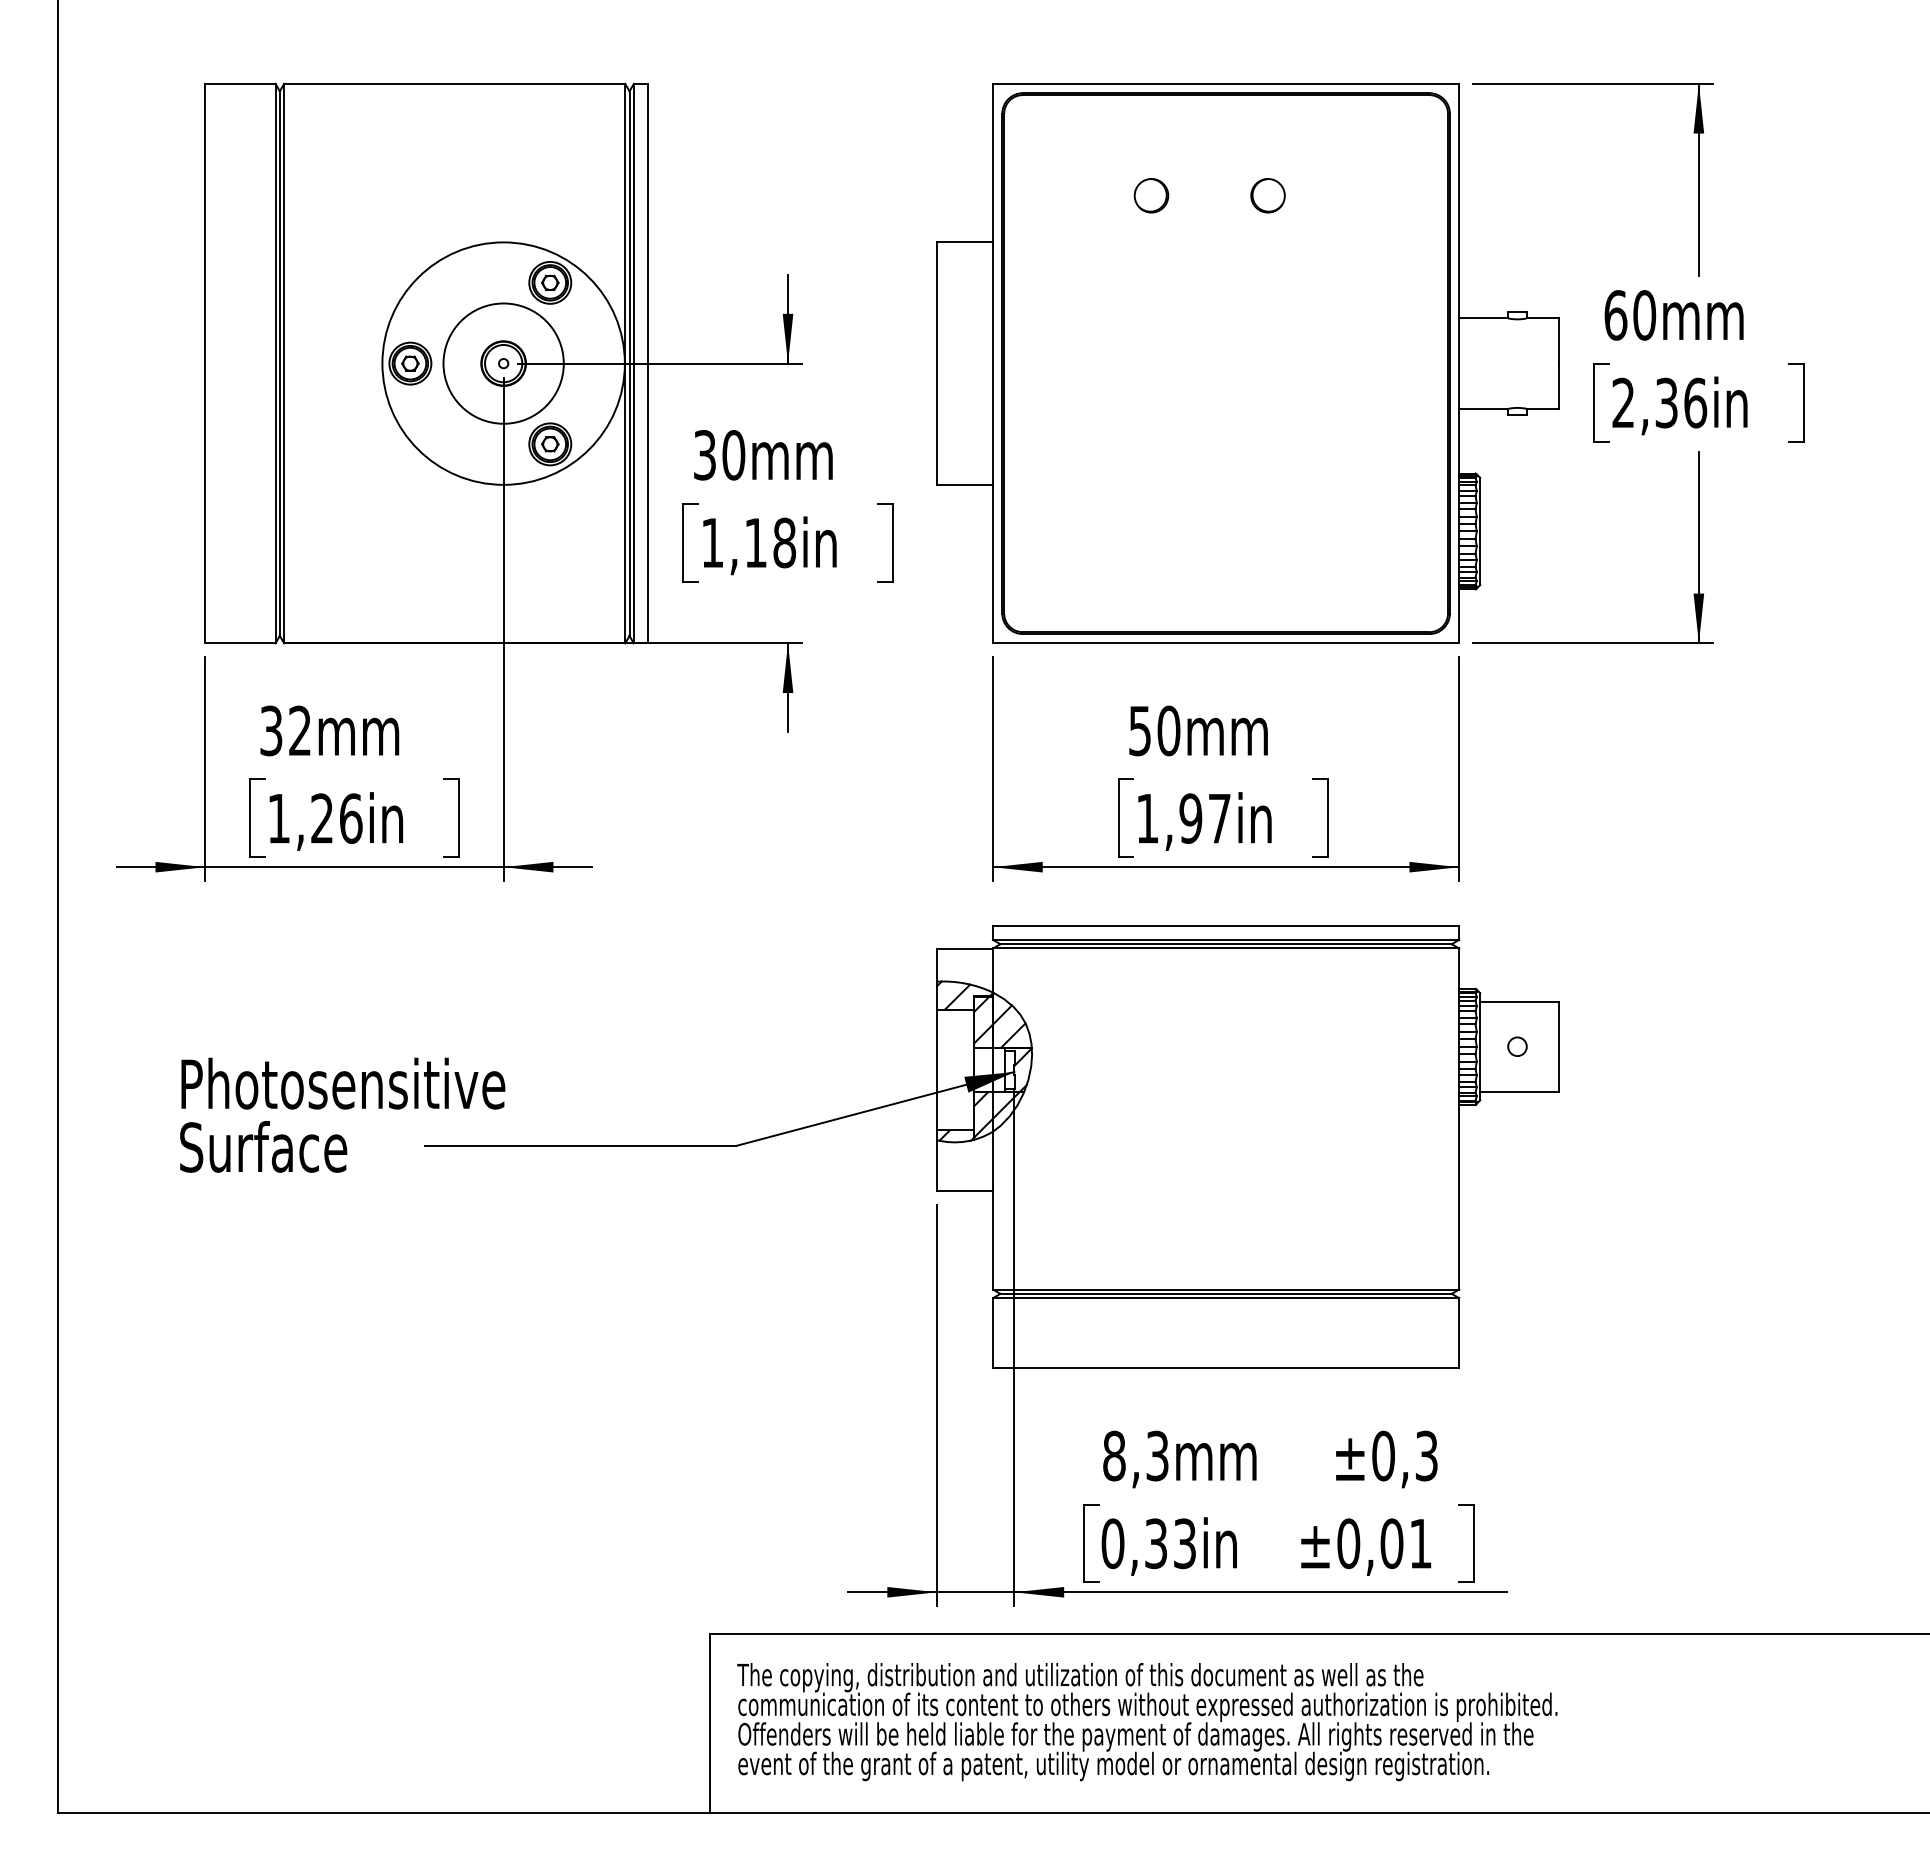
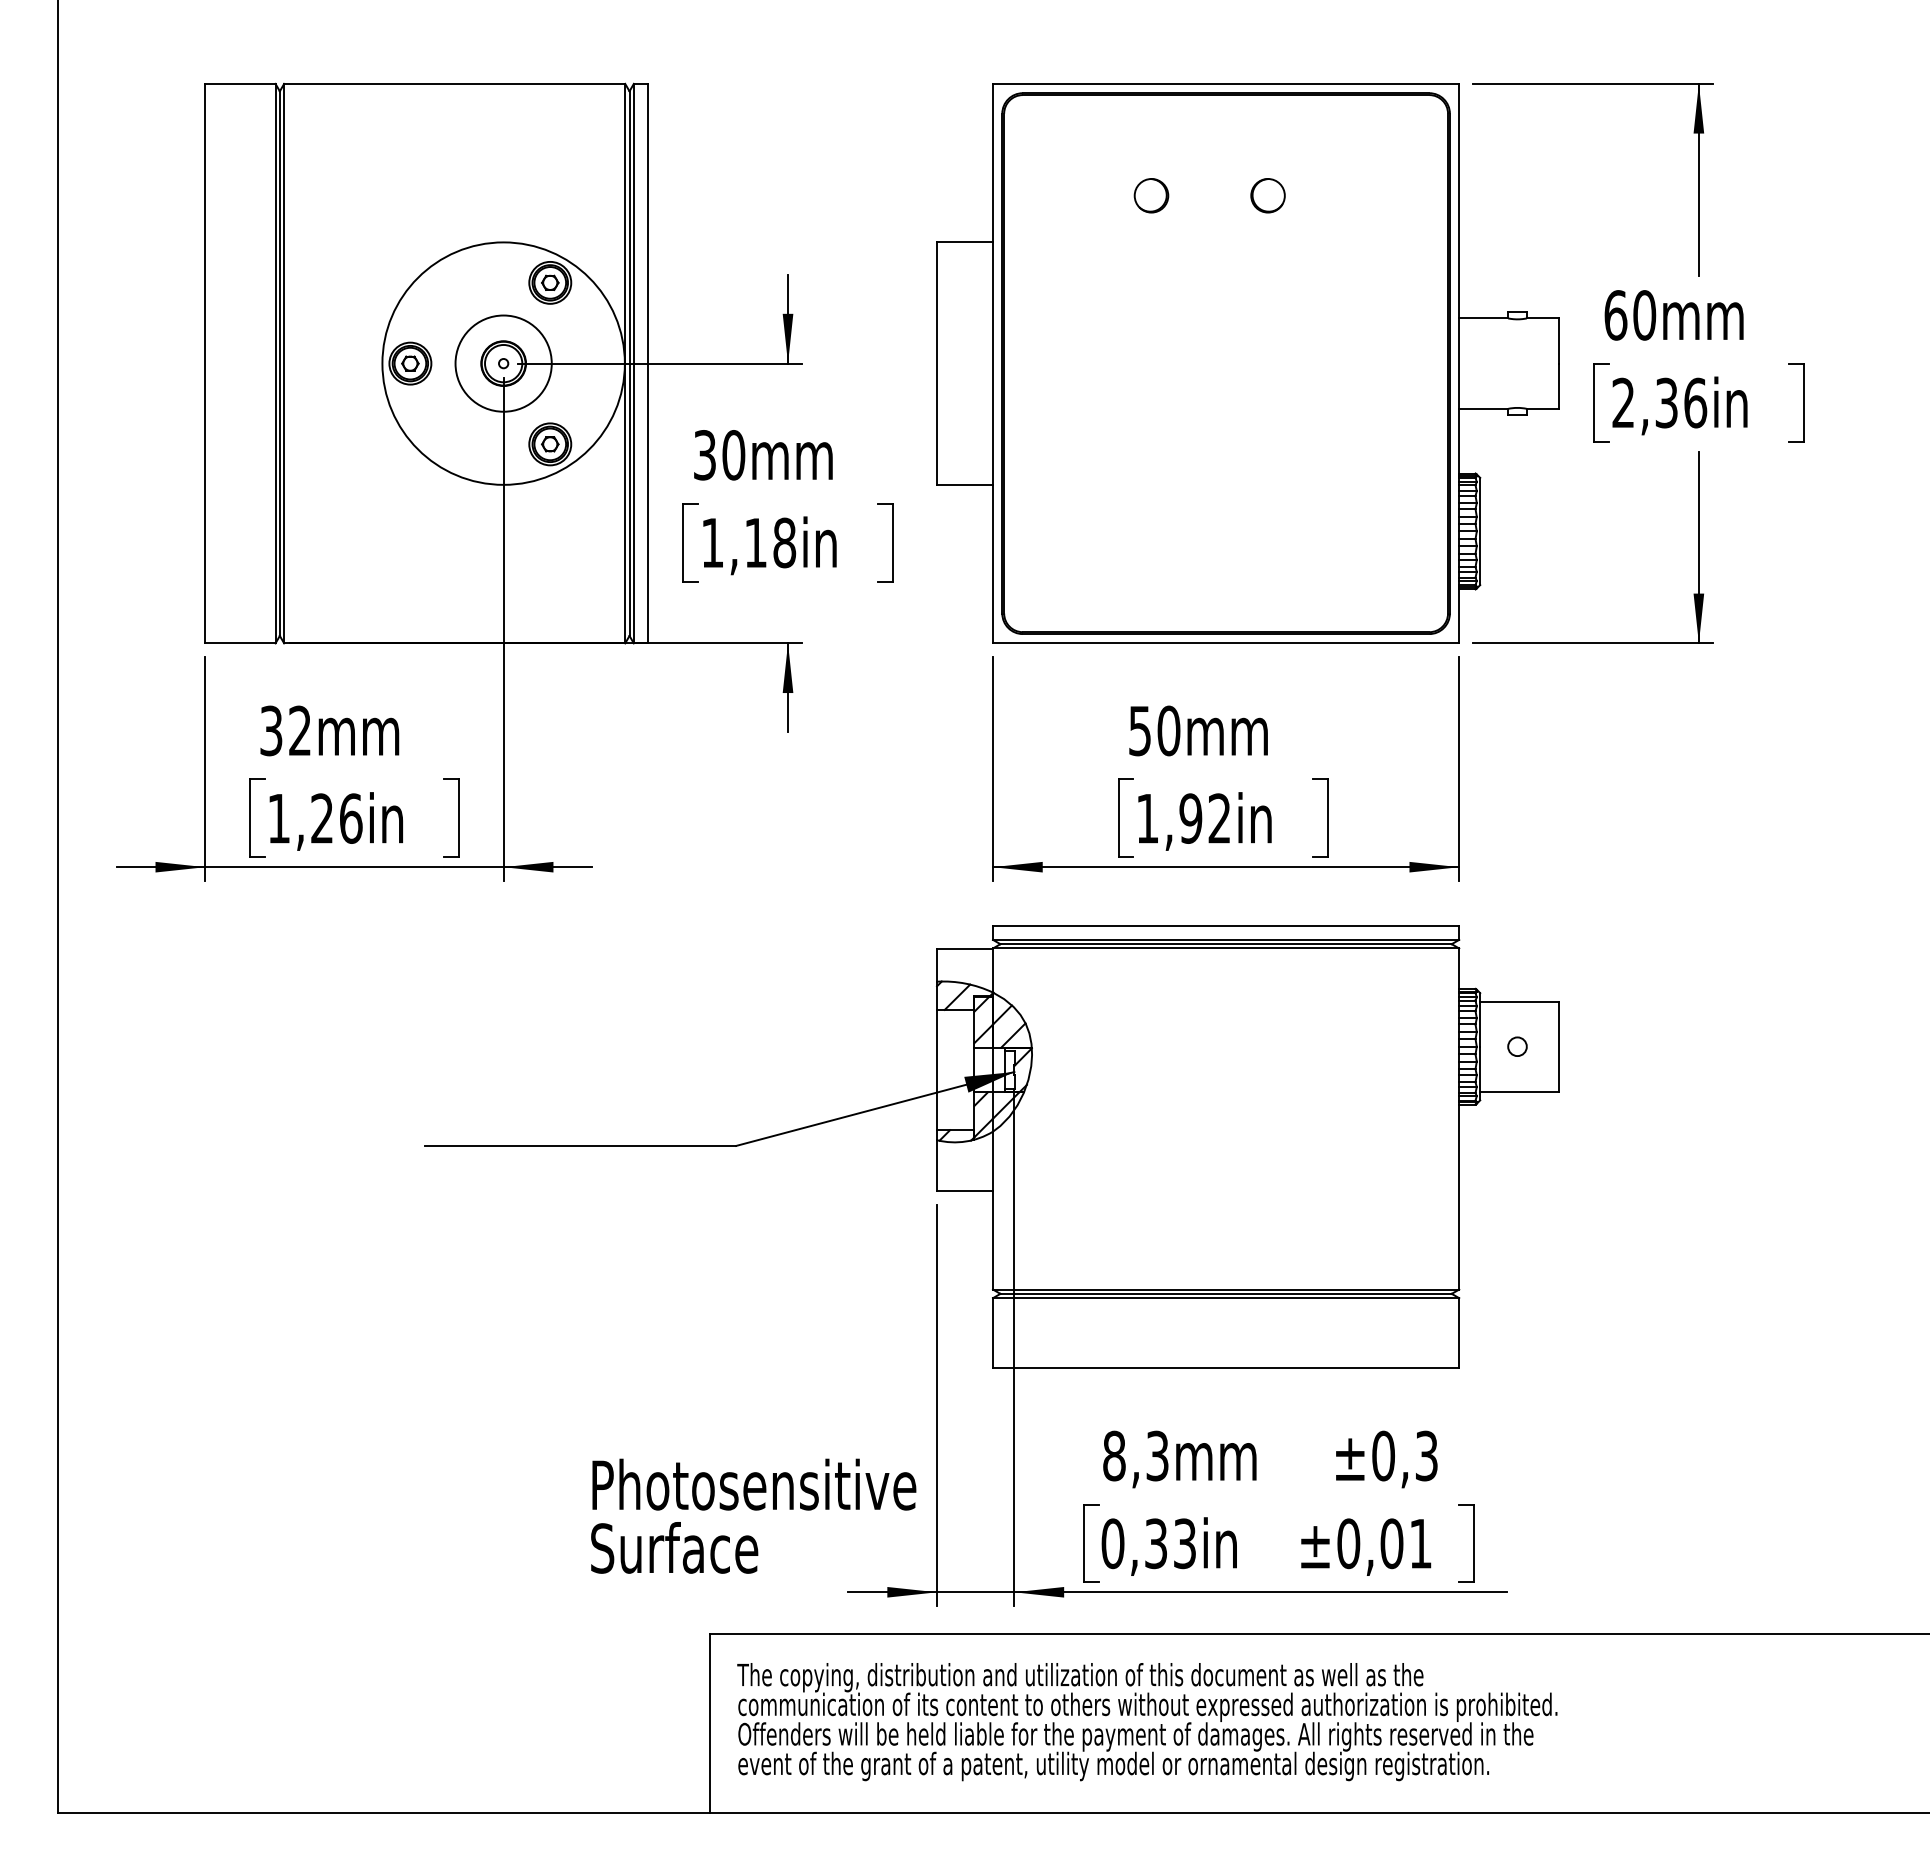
circle diameter: 120 px -> 96 px (503, 363)
text: 1,97in -> 1,92in (1219, 818)
text position: (342, 1114) -> (753, 1515) (753, 1515)
